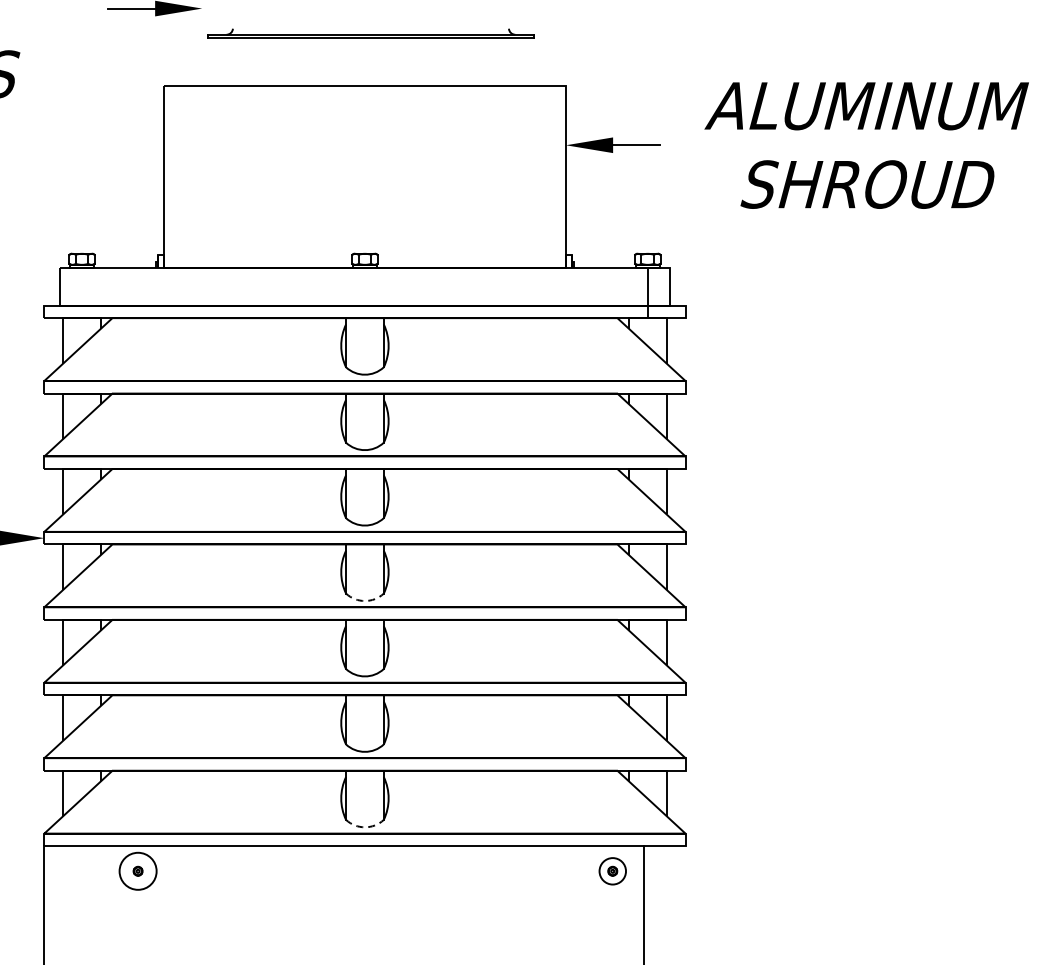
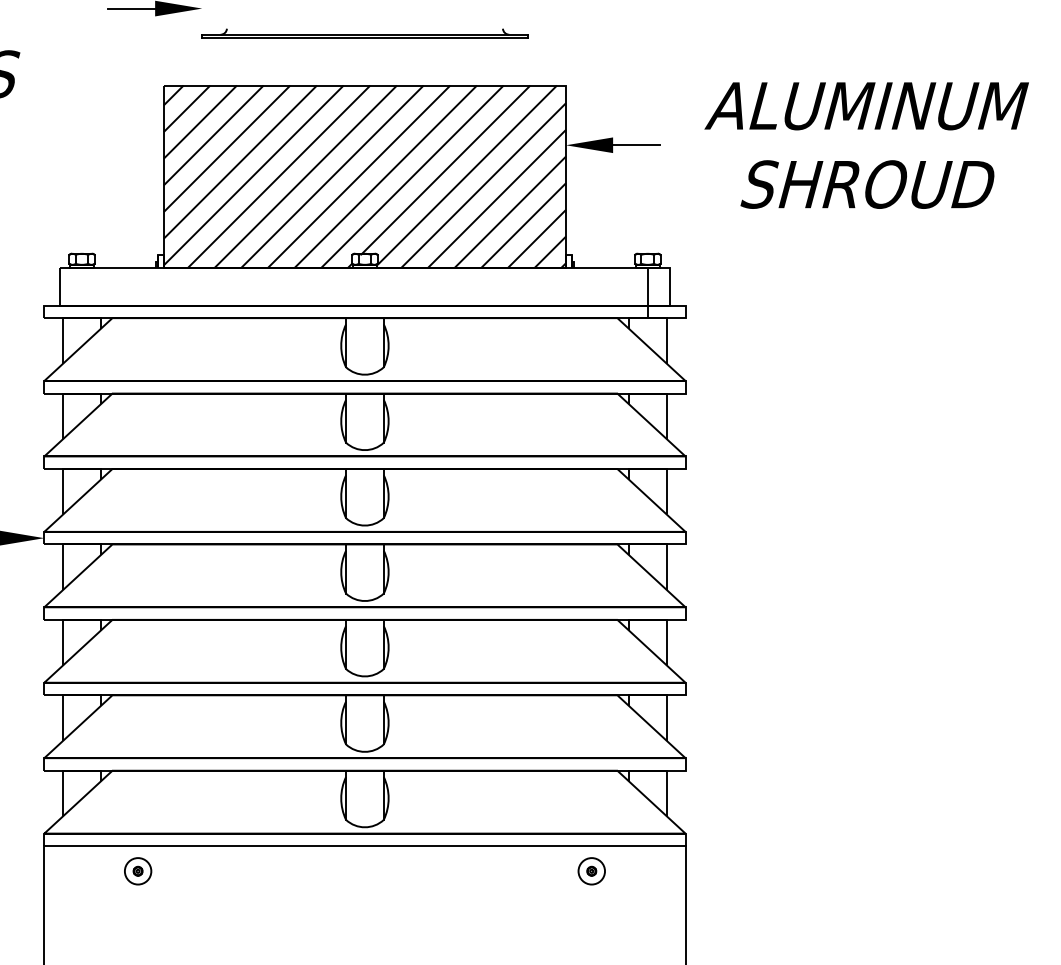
part position: (370, 33) -> (364, 33) (364, 33)
hatch: none -> present (364, 176)
arc: dashed -> solid (364, 601)
arc: dashed -> solid (364, 827)
circle diameter: 37 px -> 26 px (137, 871)
part position: (612, 871) -> (591, 871) (591, 871)
line position: (643, 903) -> (685, 903) (685, 903)
